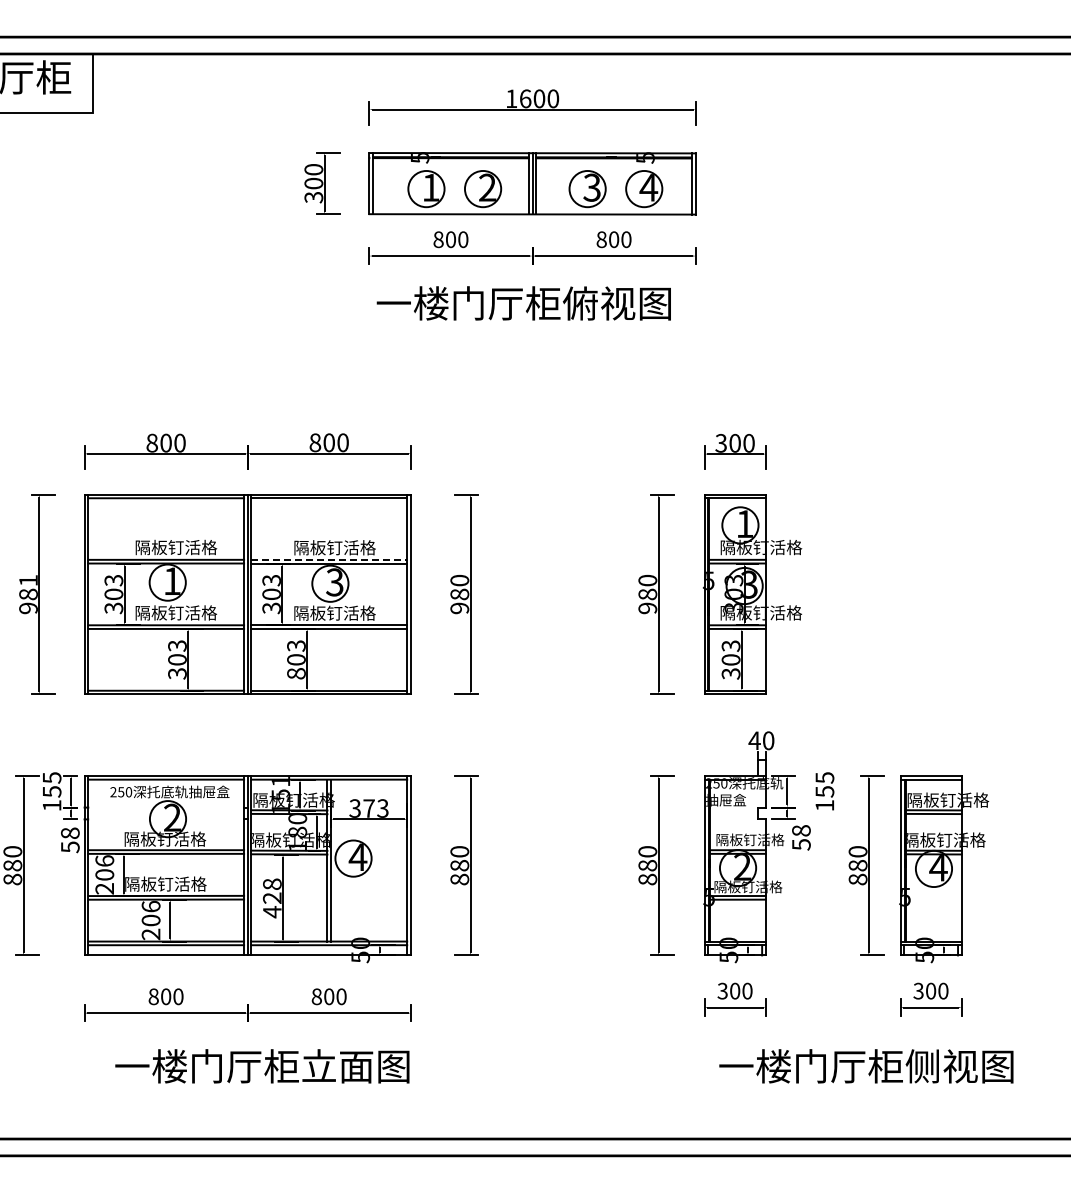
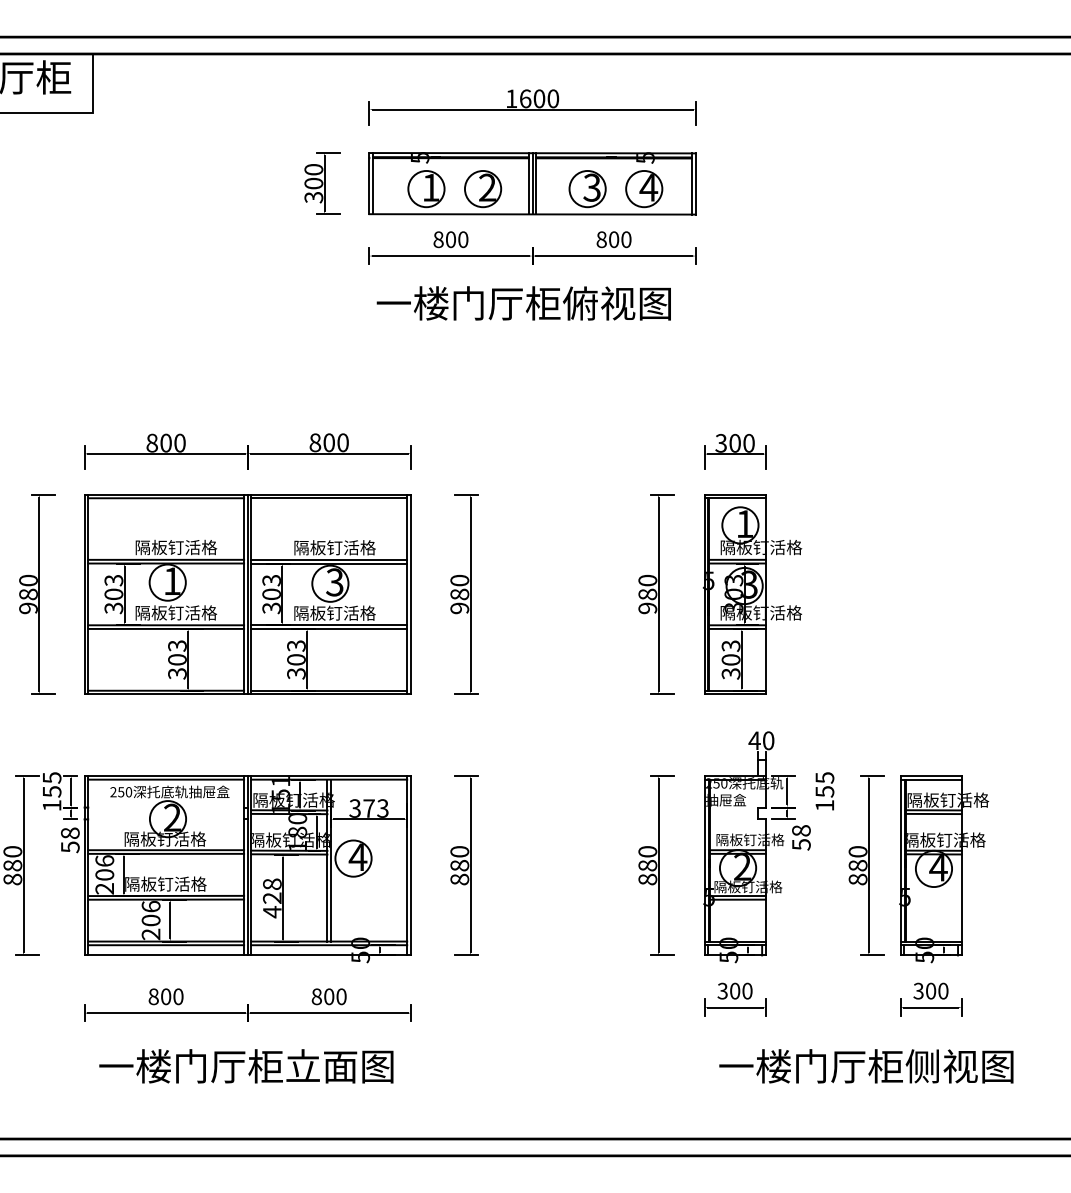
line: dashed -> solid (329, 559)
text: 981 -> 980 (28, 580)
text: 803 -> 303 (296, 673)
text position: (262, 1066) -> (246, 1066) (246, 1066)
